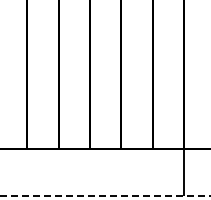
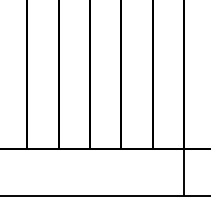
line: dashed -> solid (105, 196)
